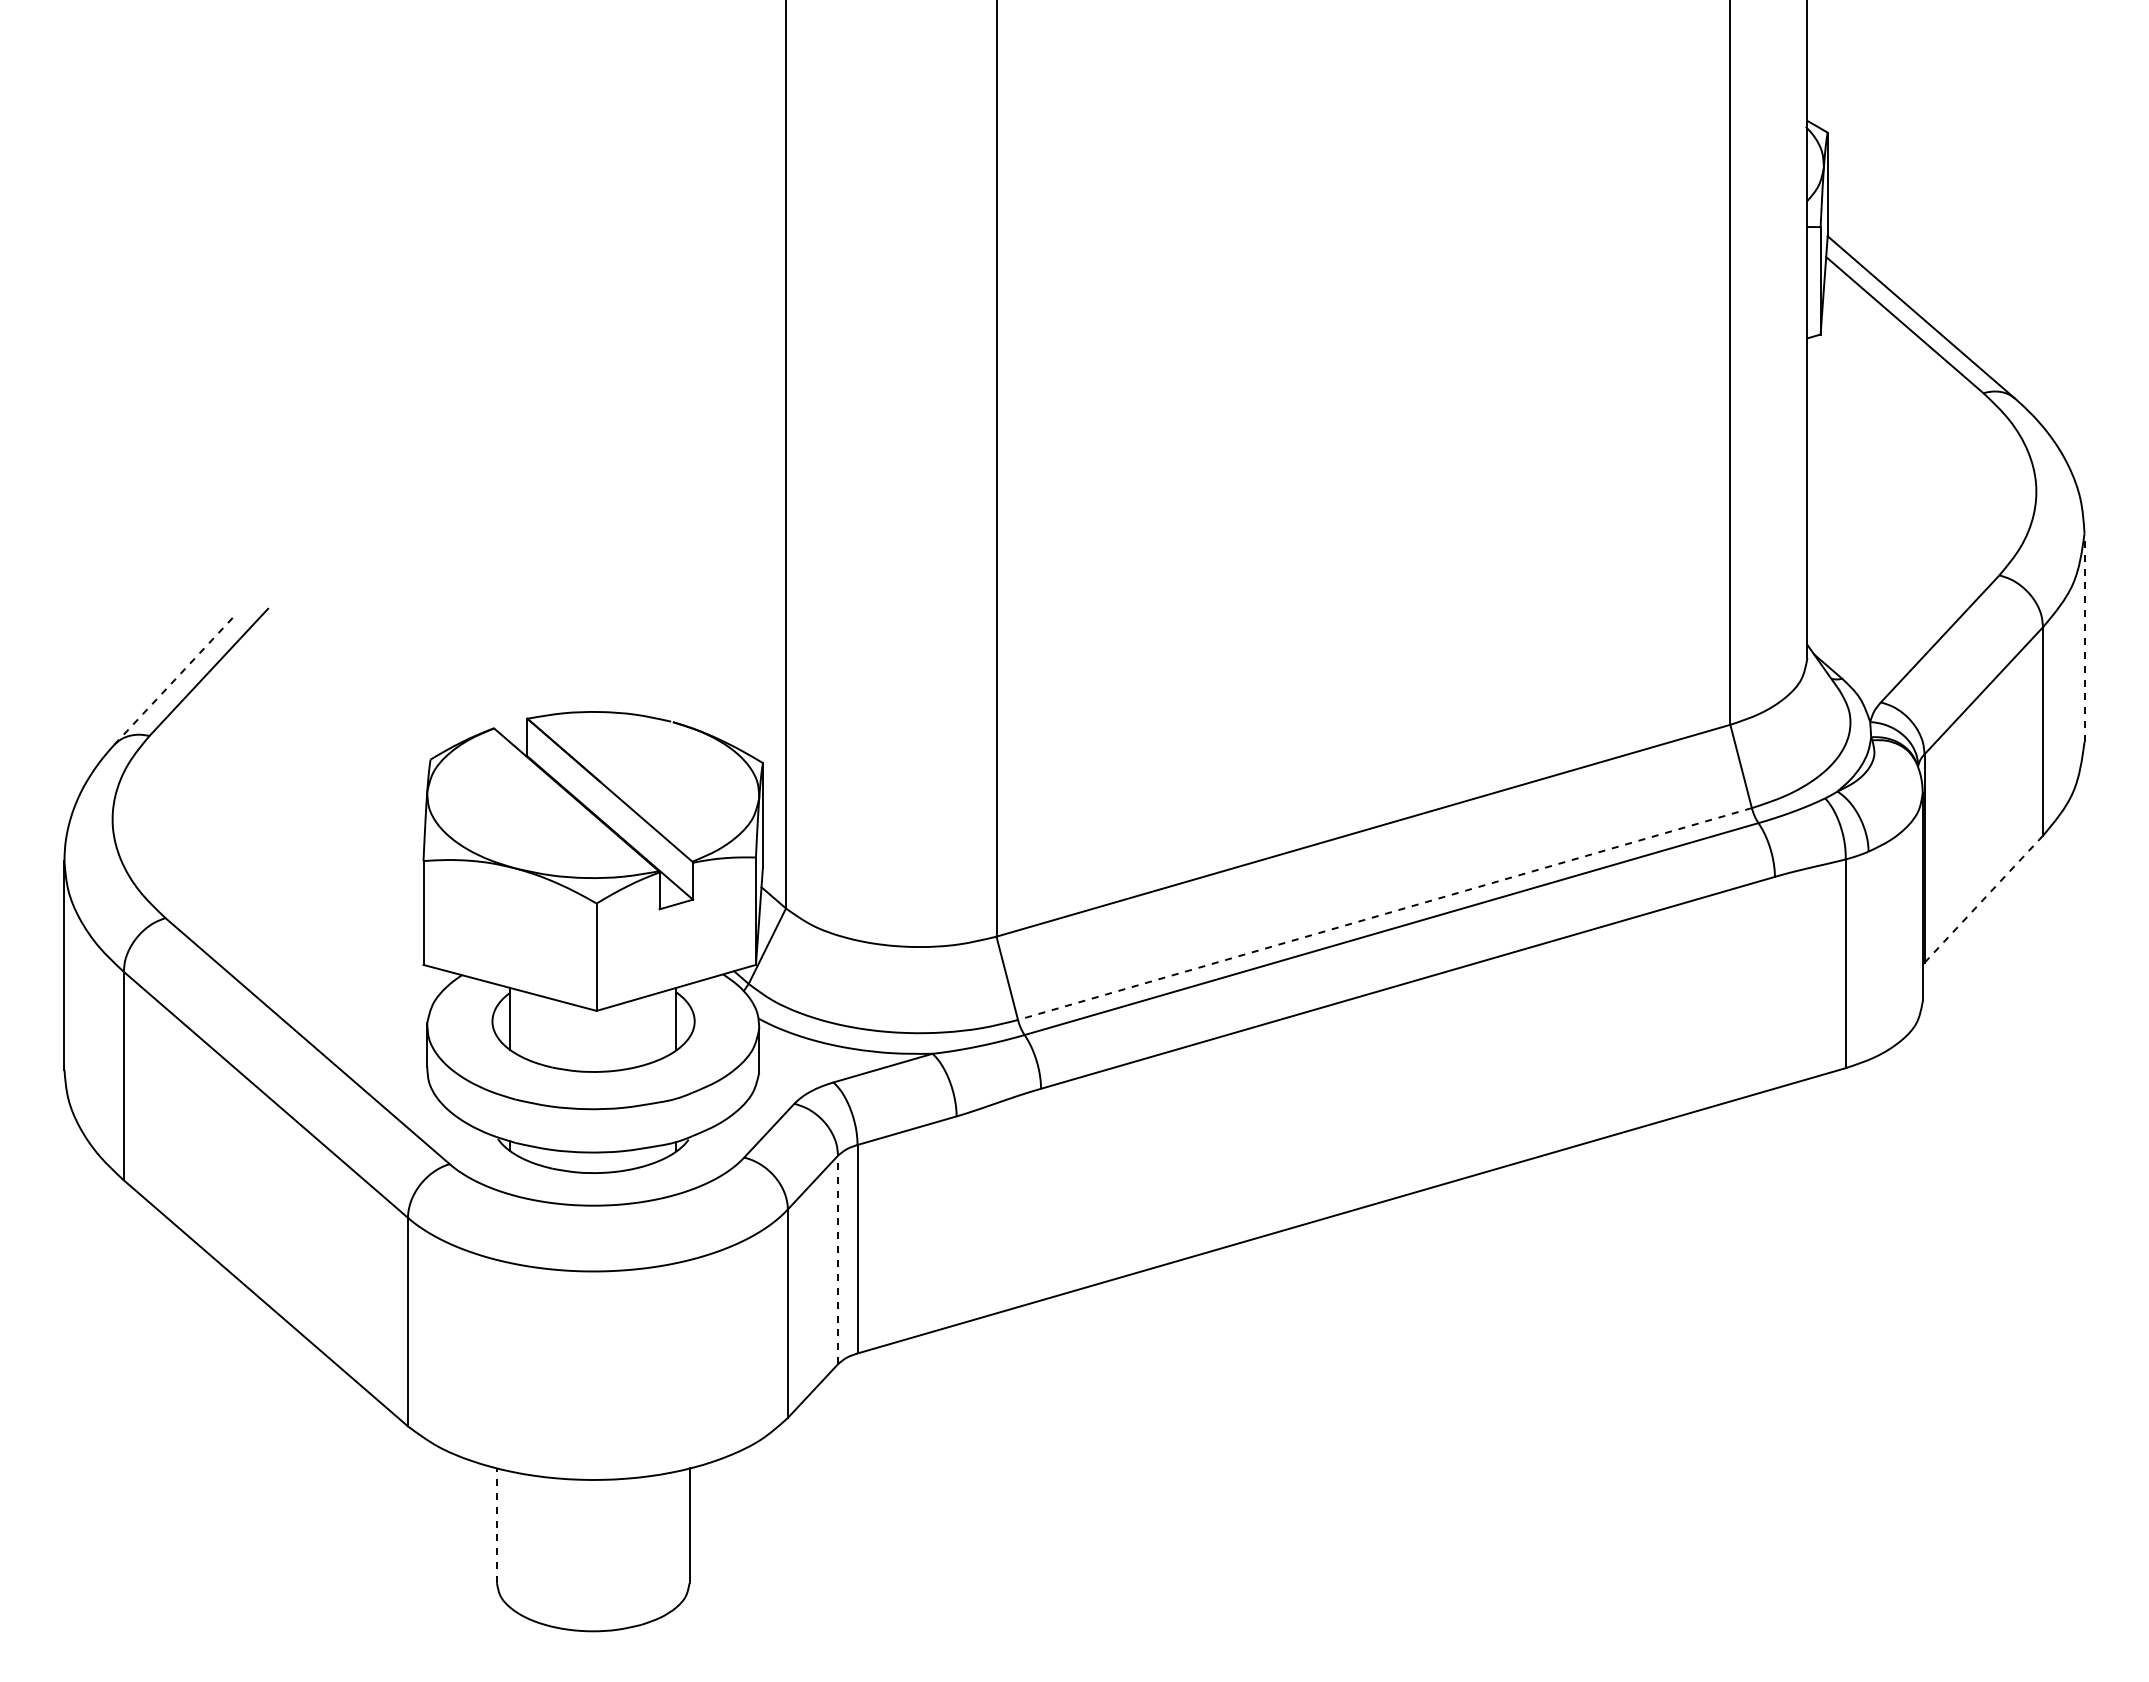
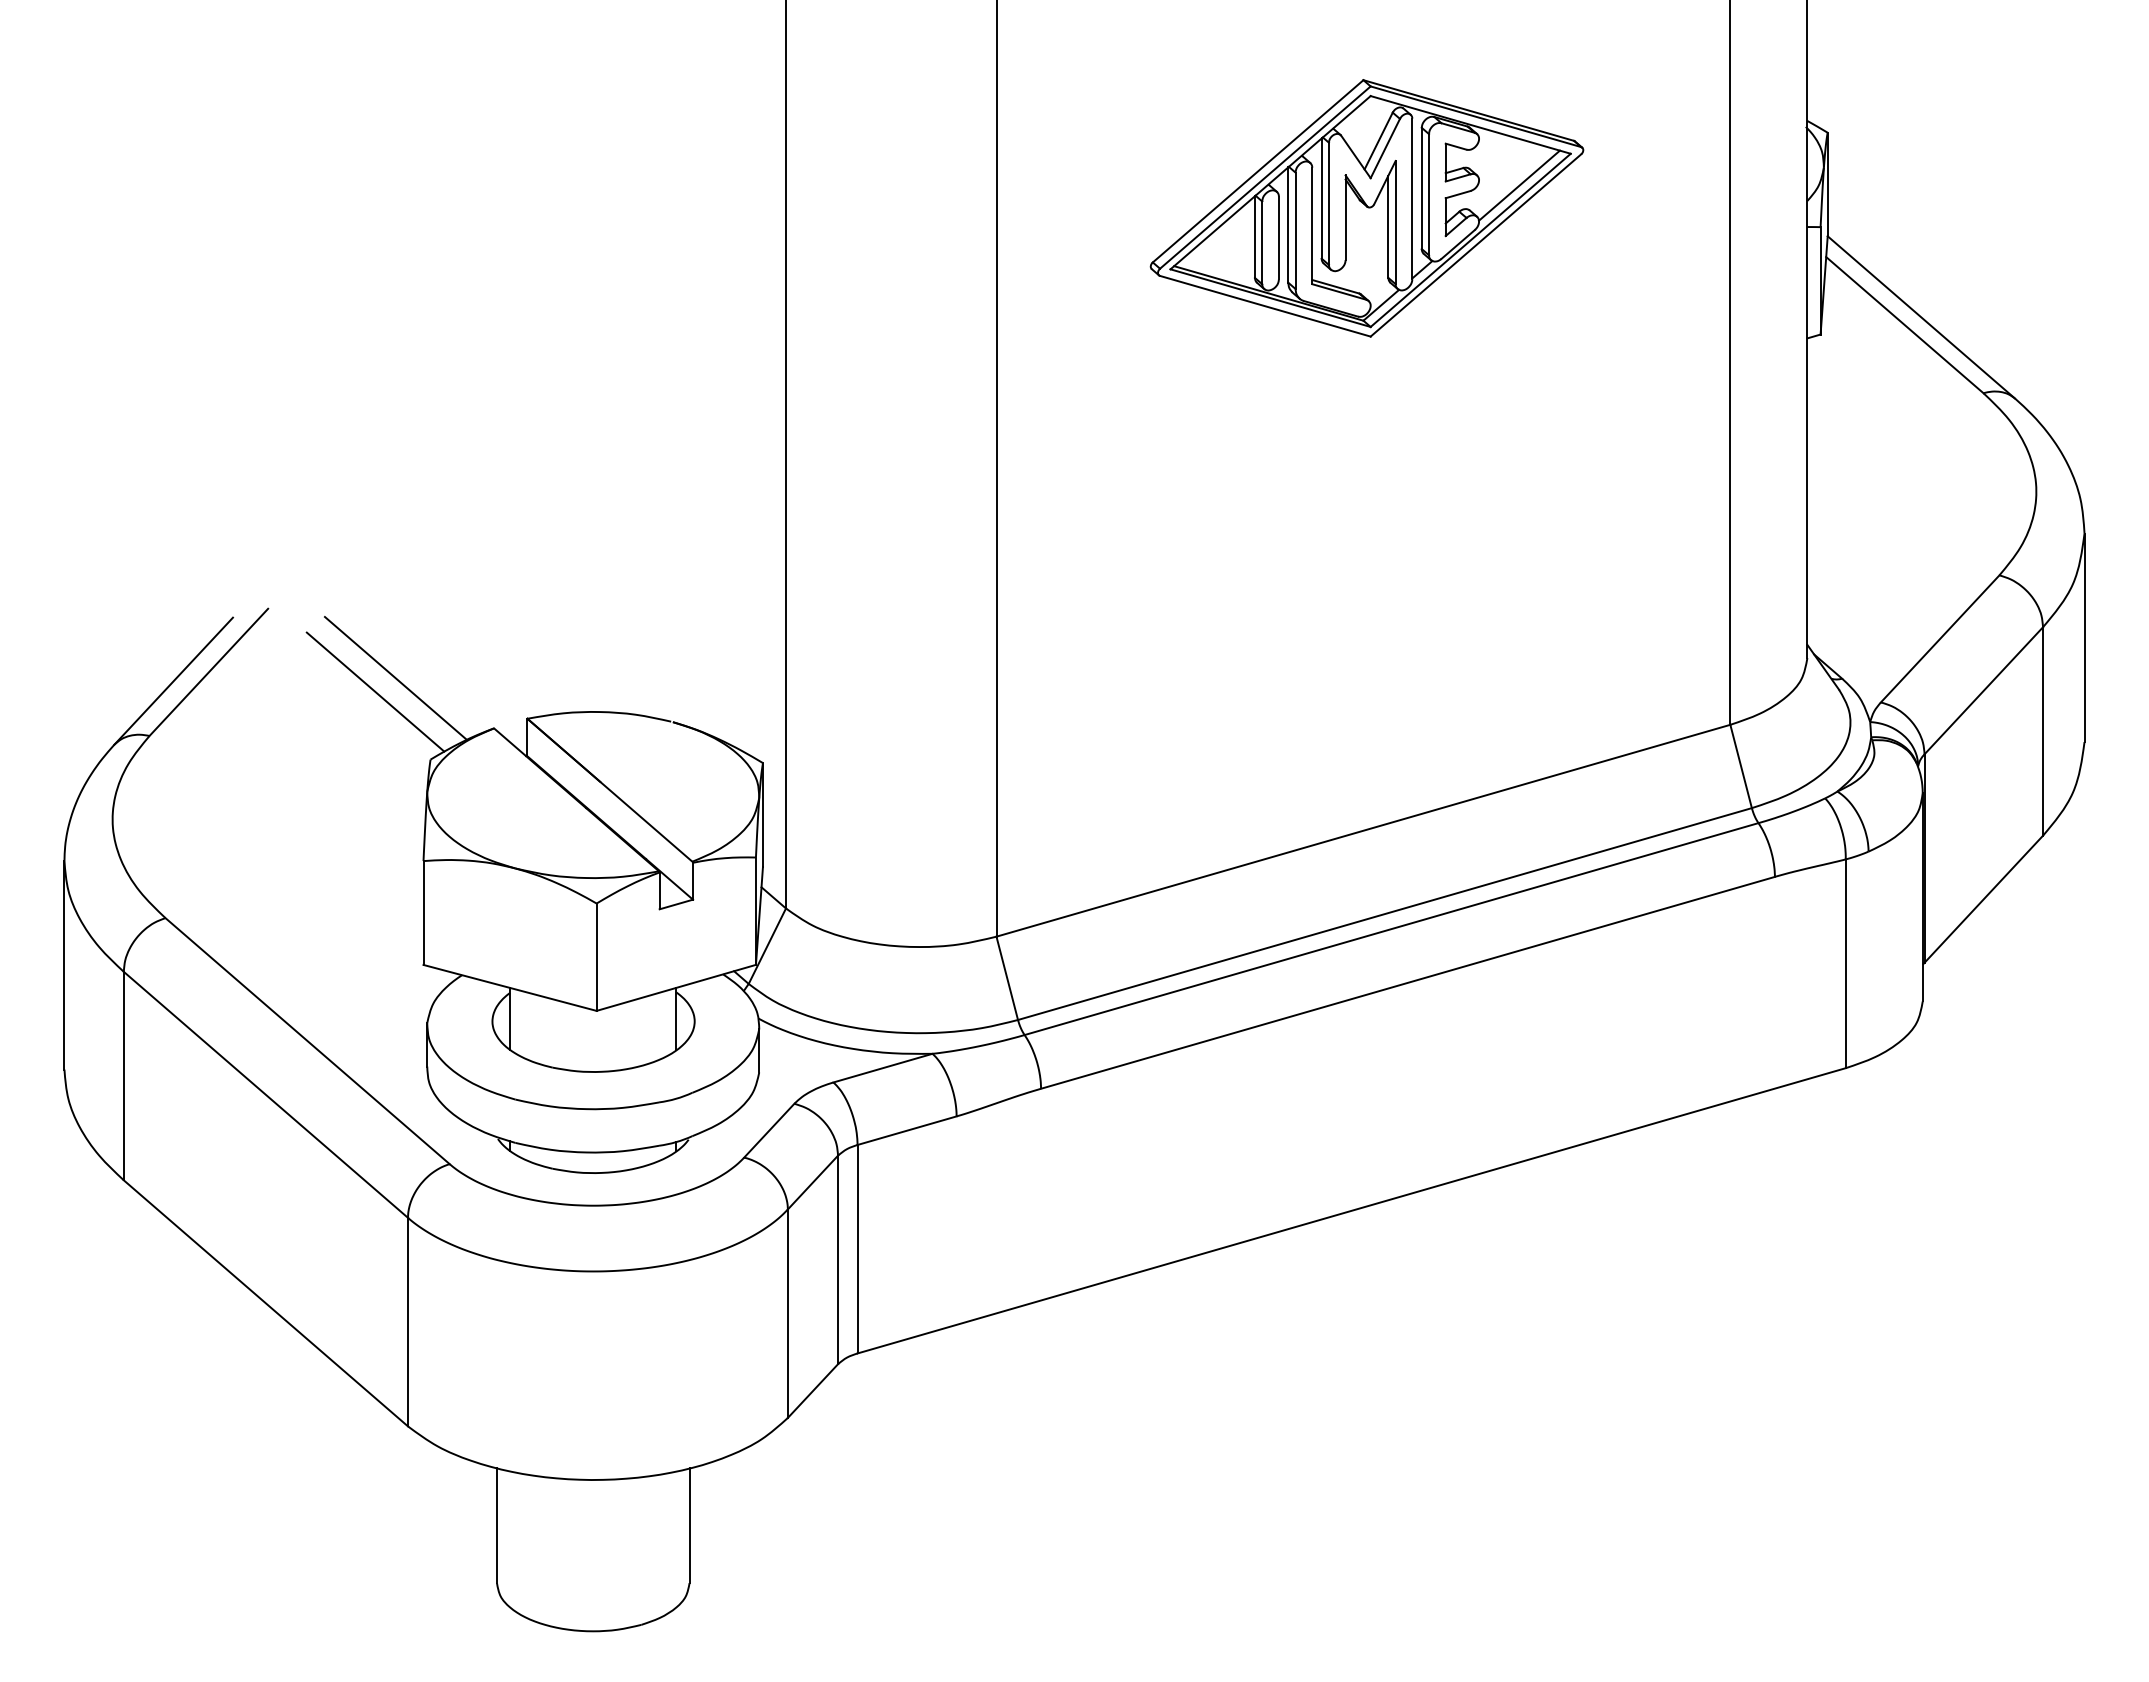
part: none -> present (1366, 208)
line: dashed -> solid (2084, 637)
line: none -> present (395, 677)
line: dashed -> solid (173, 681)
line: none -> present (375, 691)
line: dashed -> solid (1983, 899)
line: dashed -> solid (1384, 914)
line: dashed -> solid (838, 1259)
line: dashed -> solid (496, 1525)
